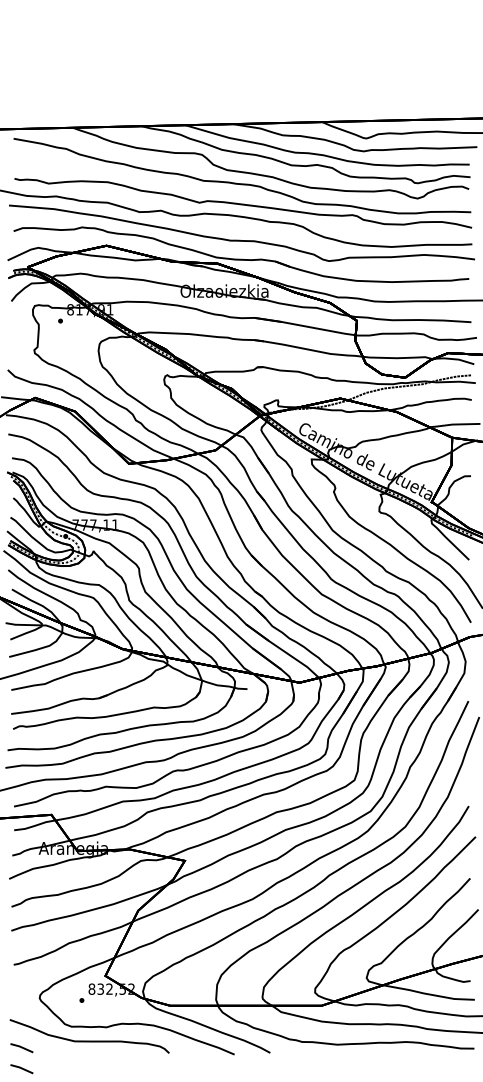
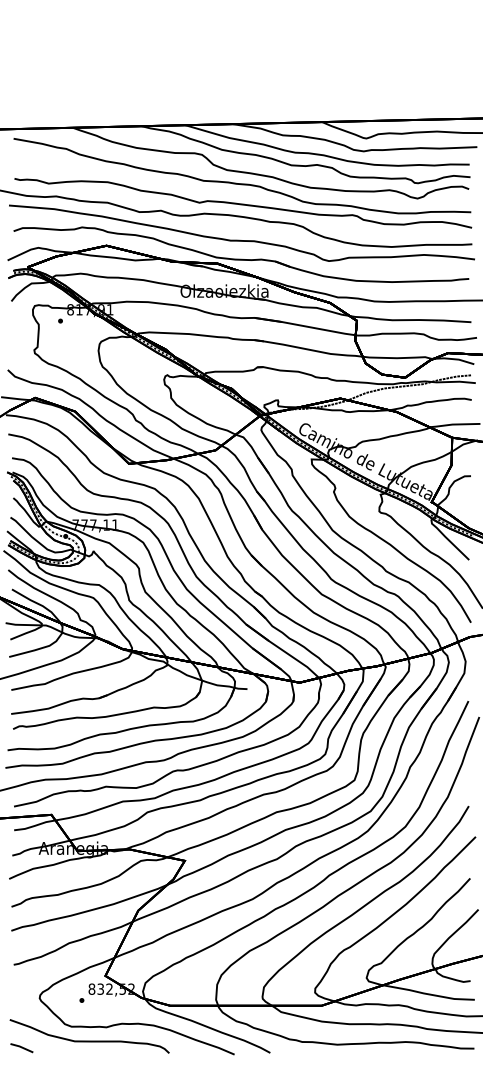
line: present -> none (21, 1069)
